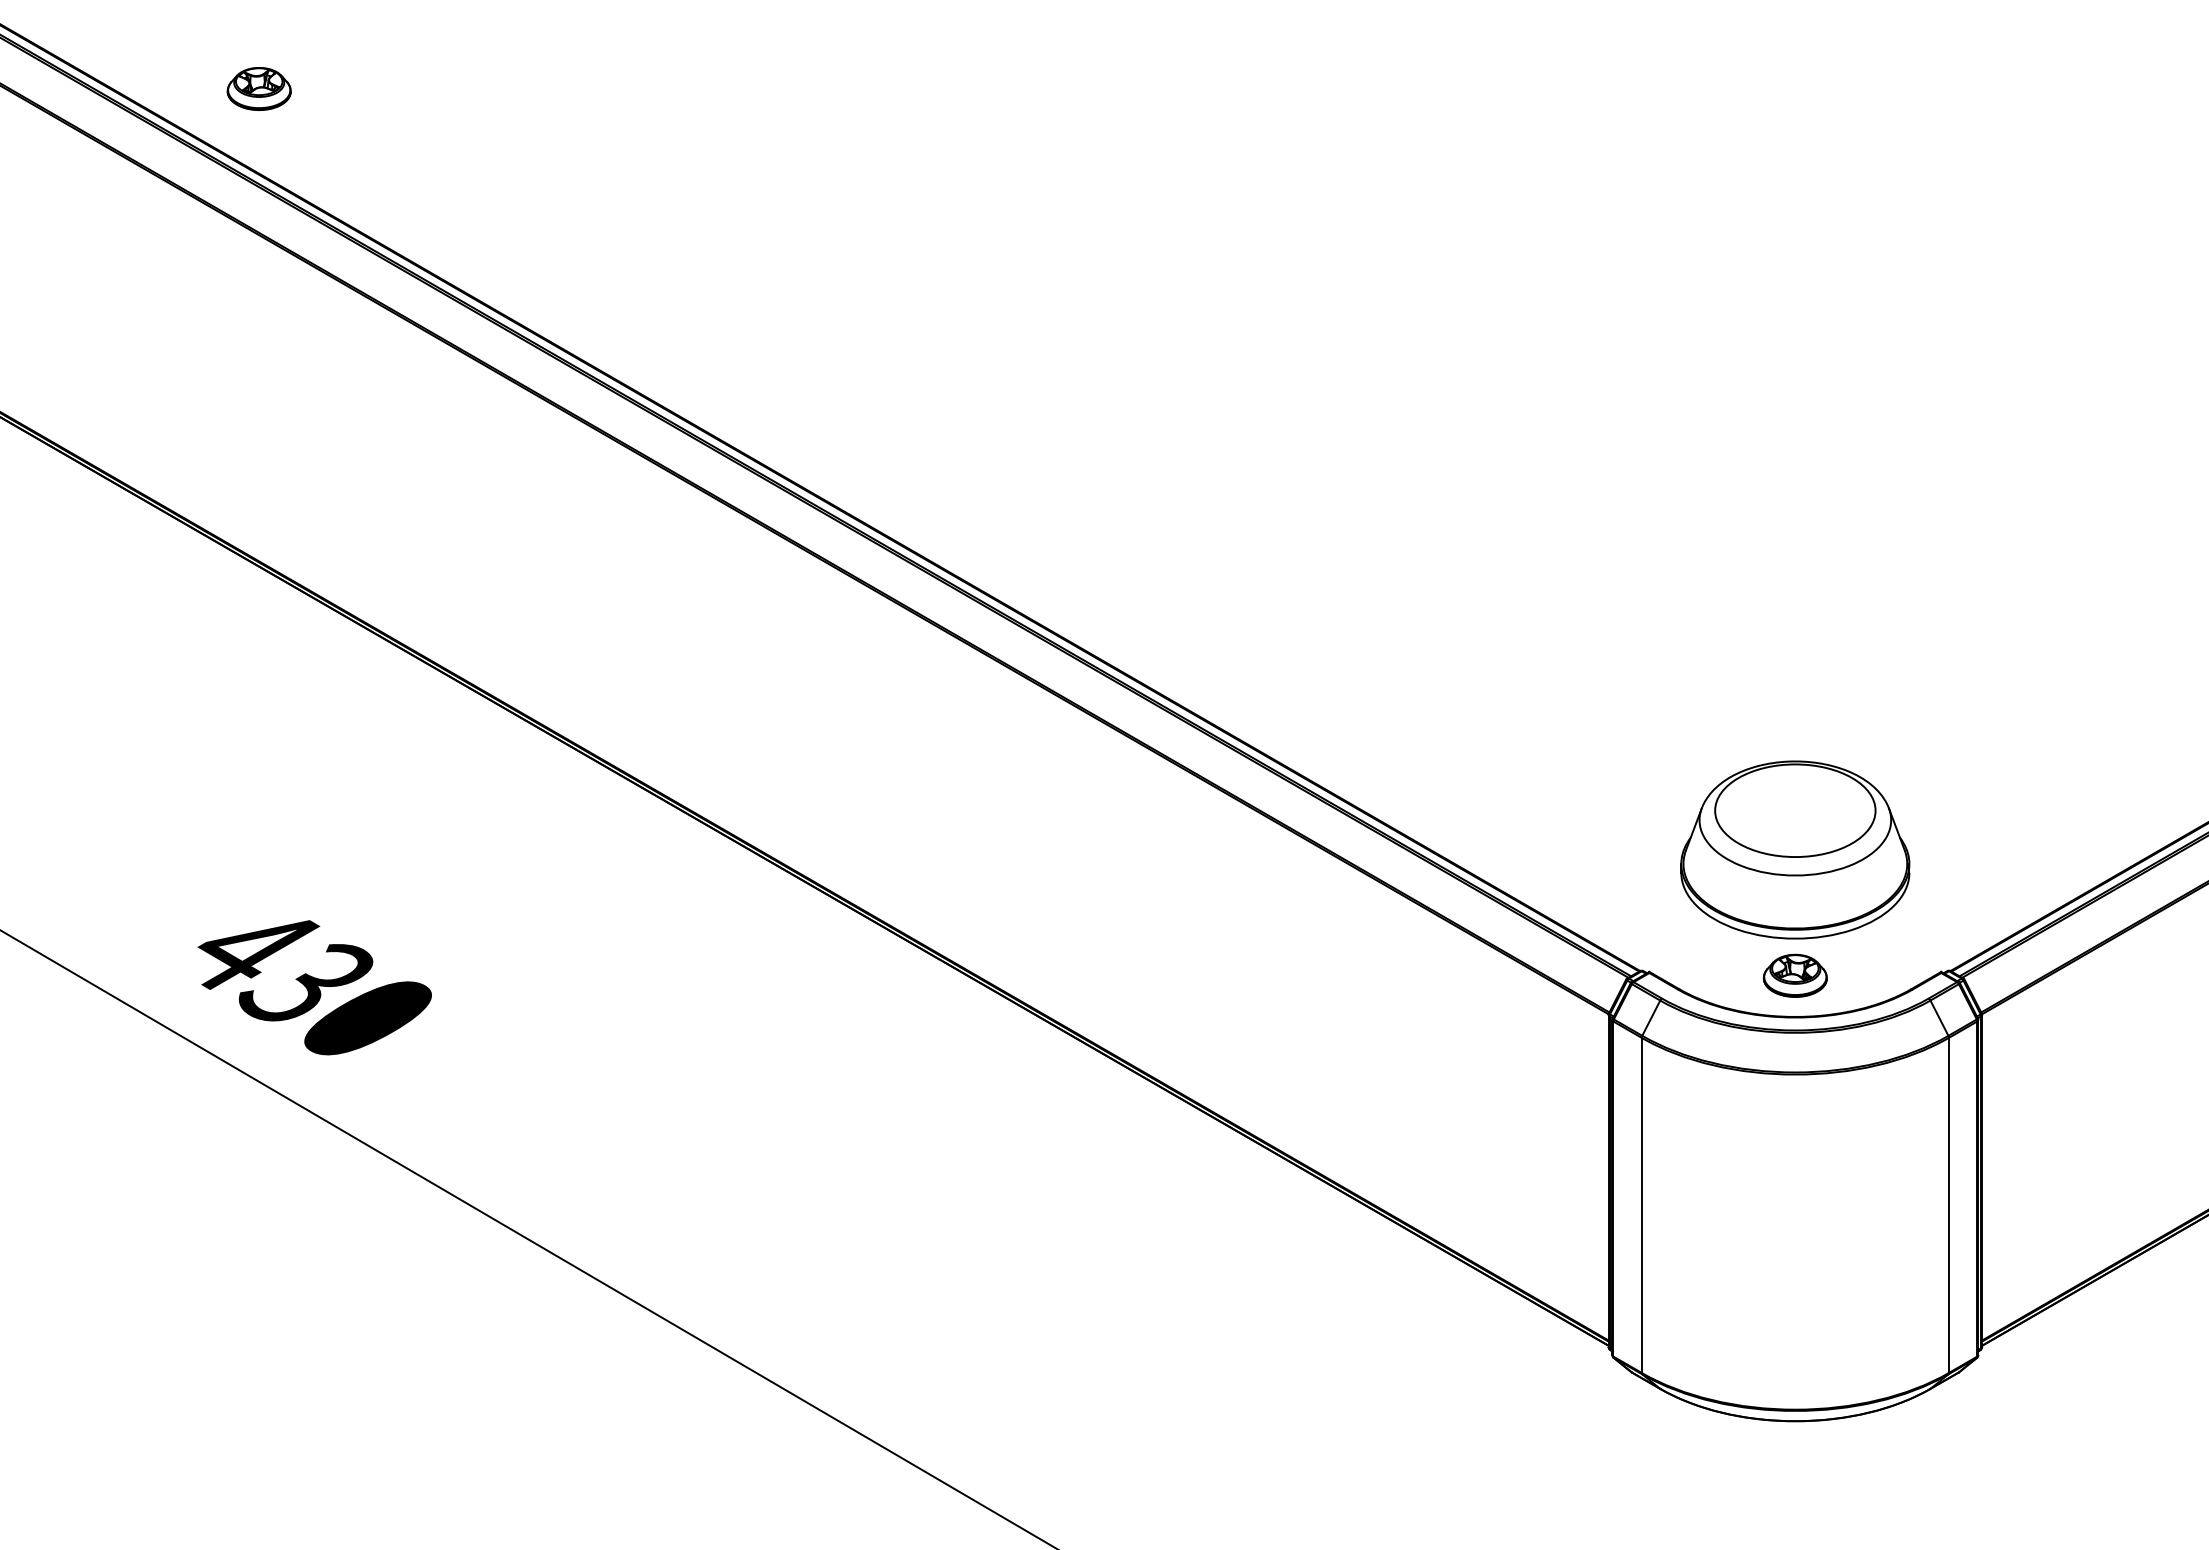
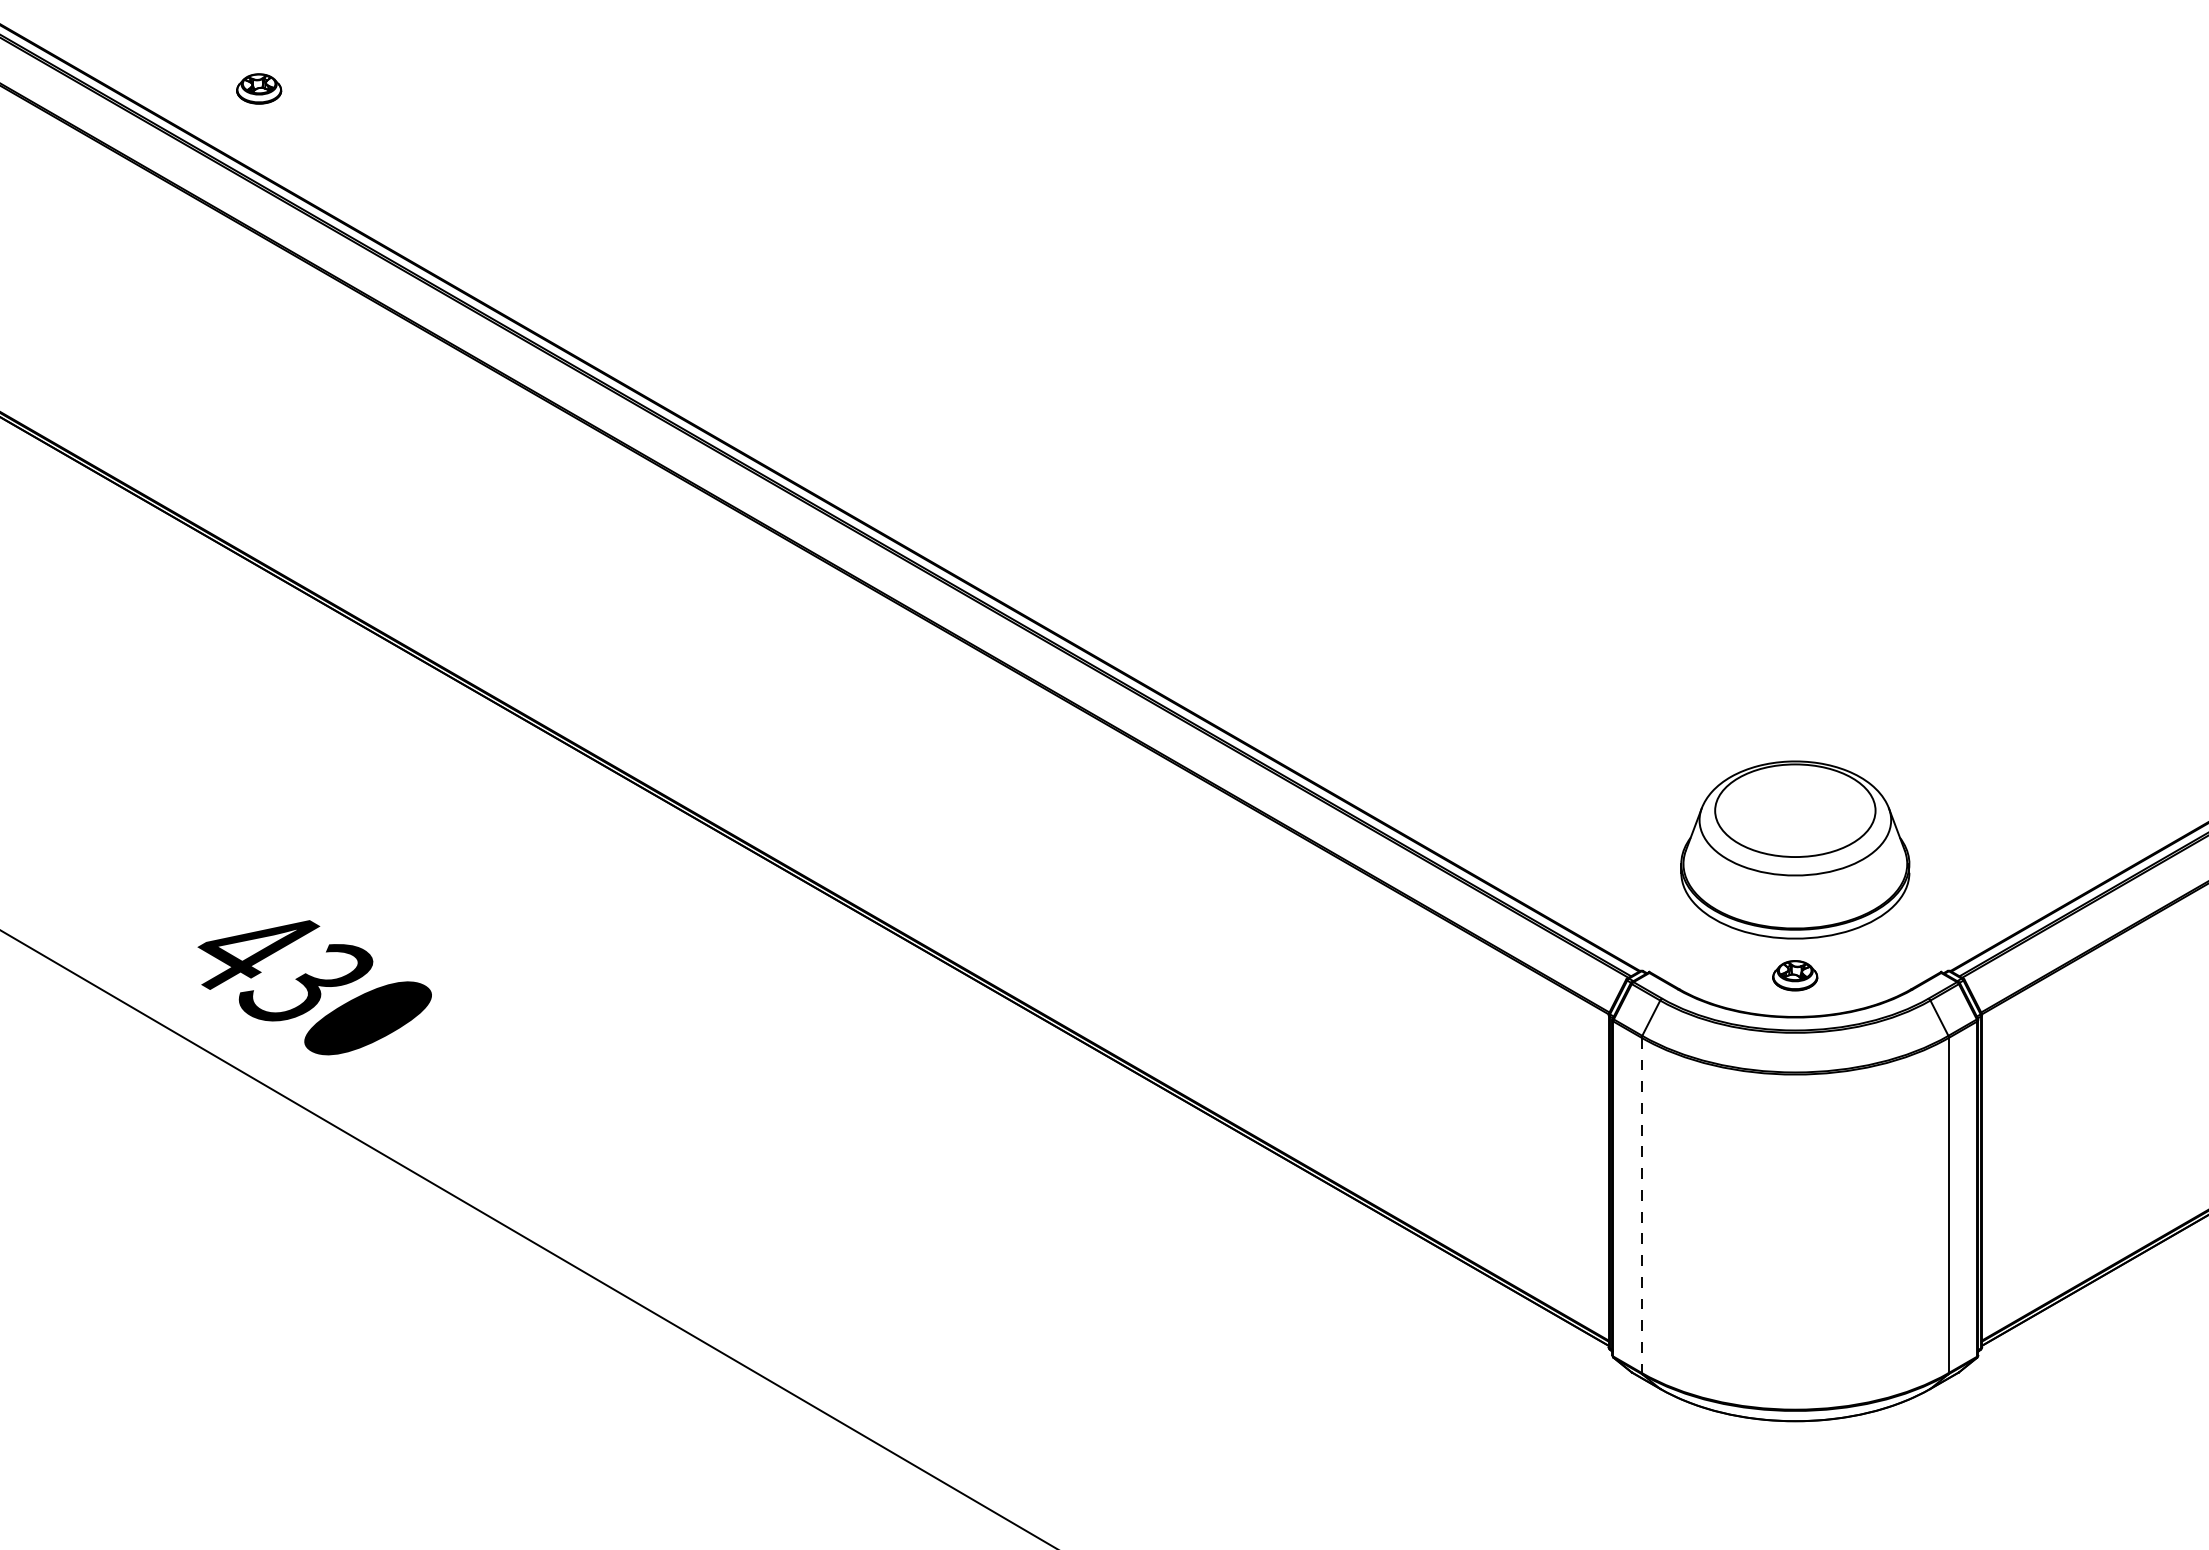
part size: 66x44 px -> 47x32 px (259, 88)
part size: 66x45 px -> 47x32 px (1795, 975)
line: solid -> dashed (1641, 1205)
